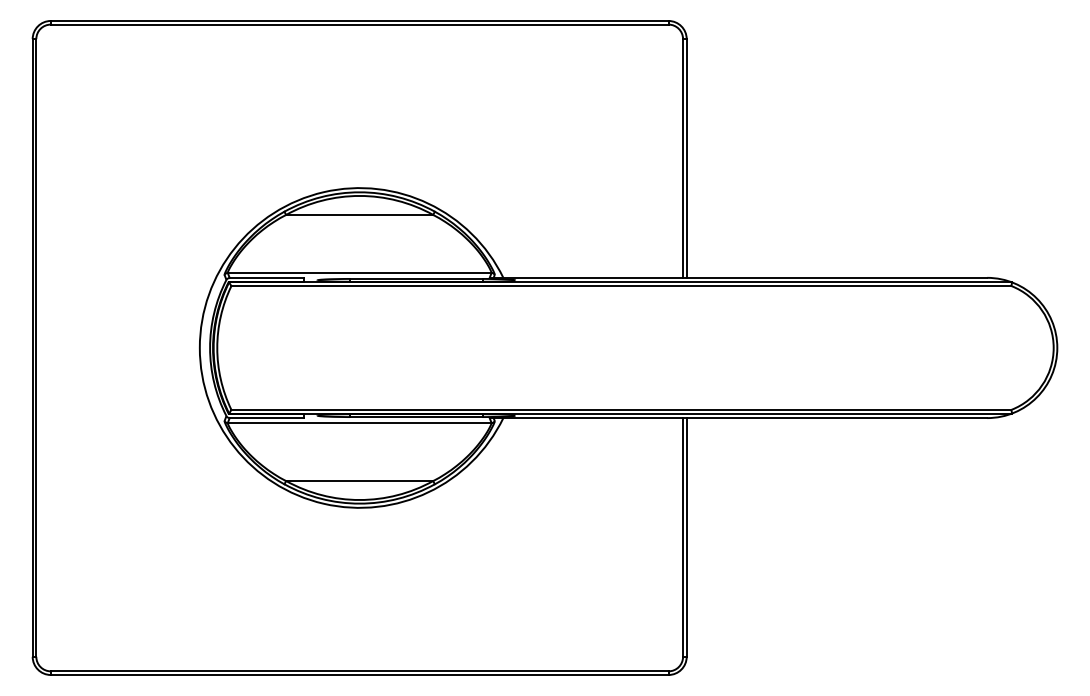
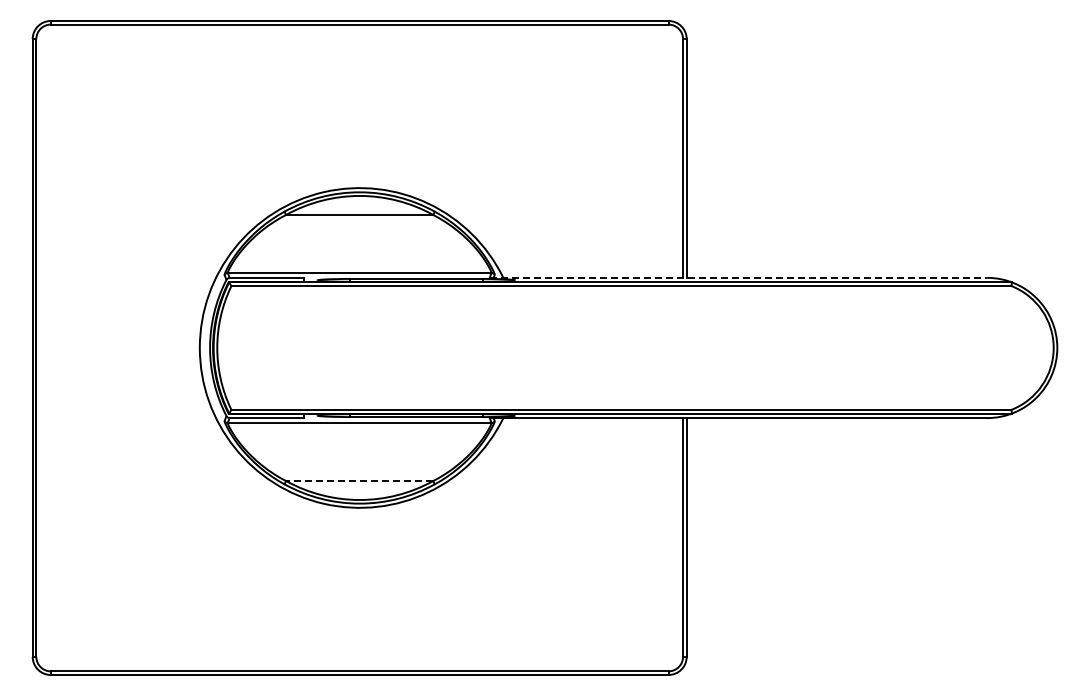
line: solid -> dashed (738, 277)
line: solid -> dashed (359, 481)
